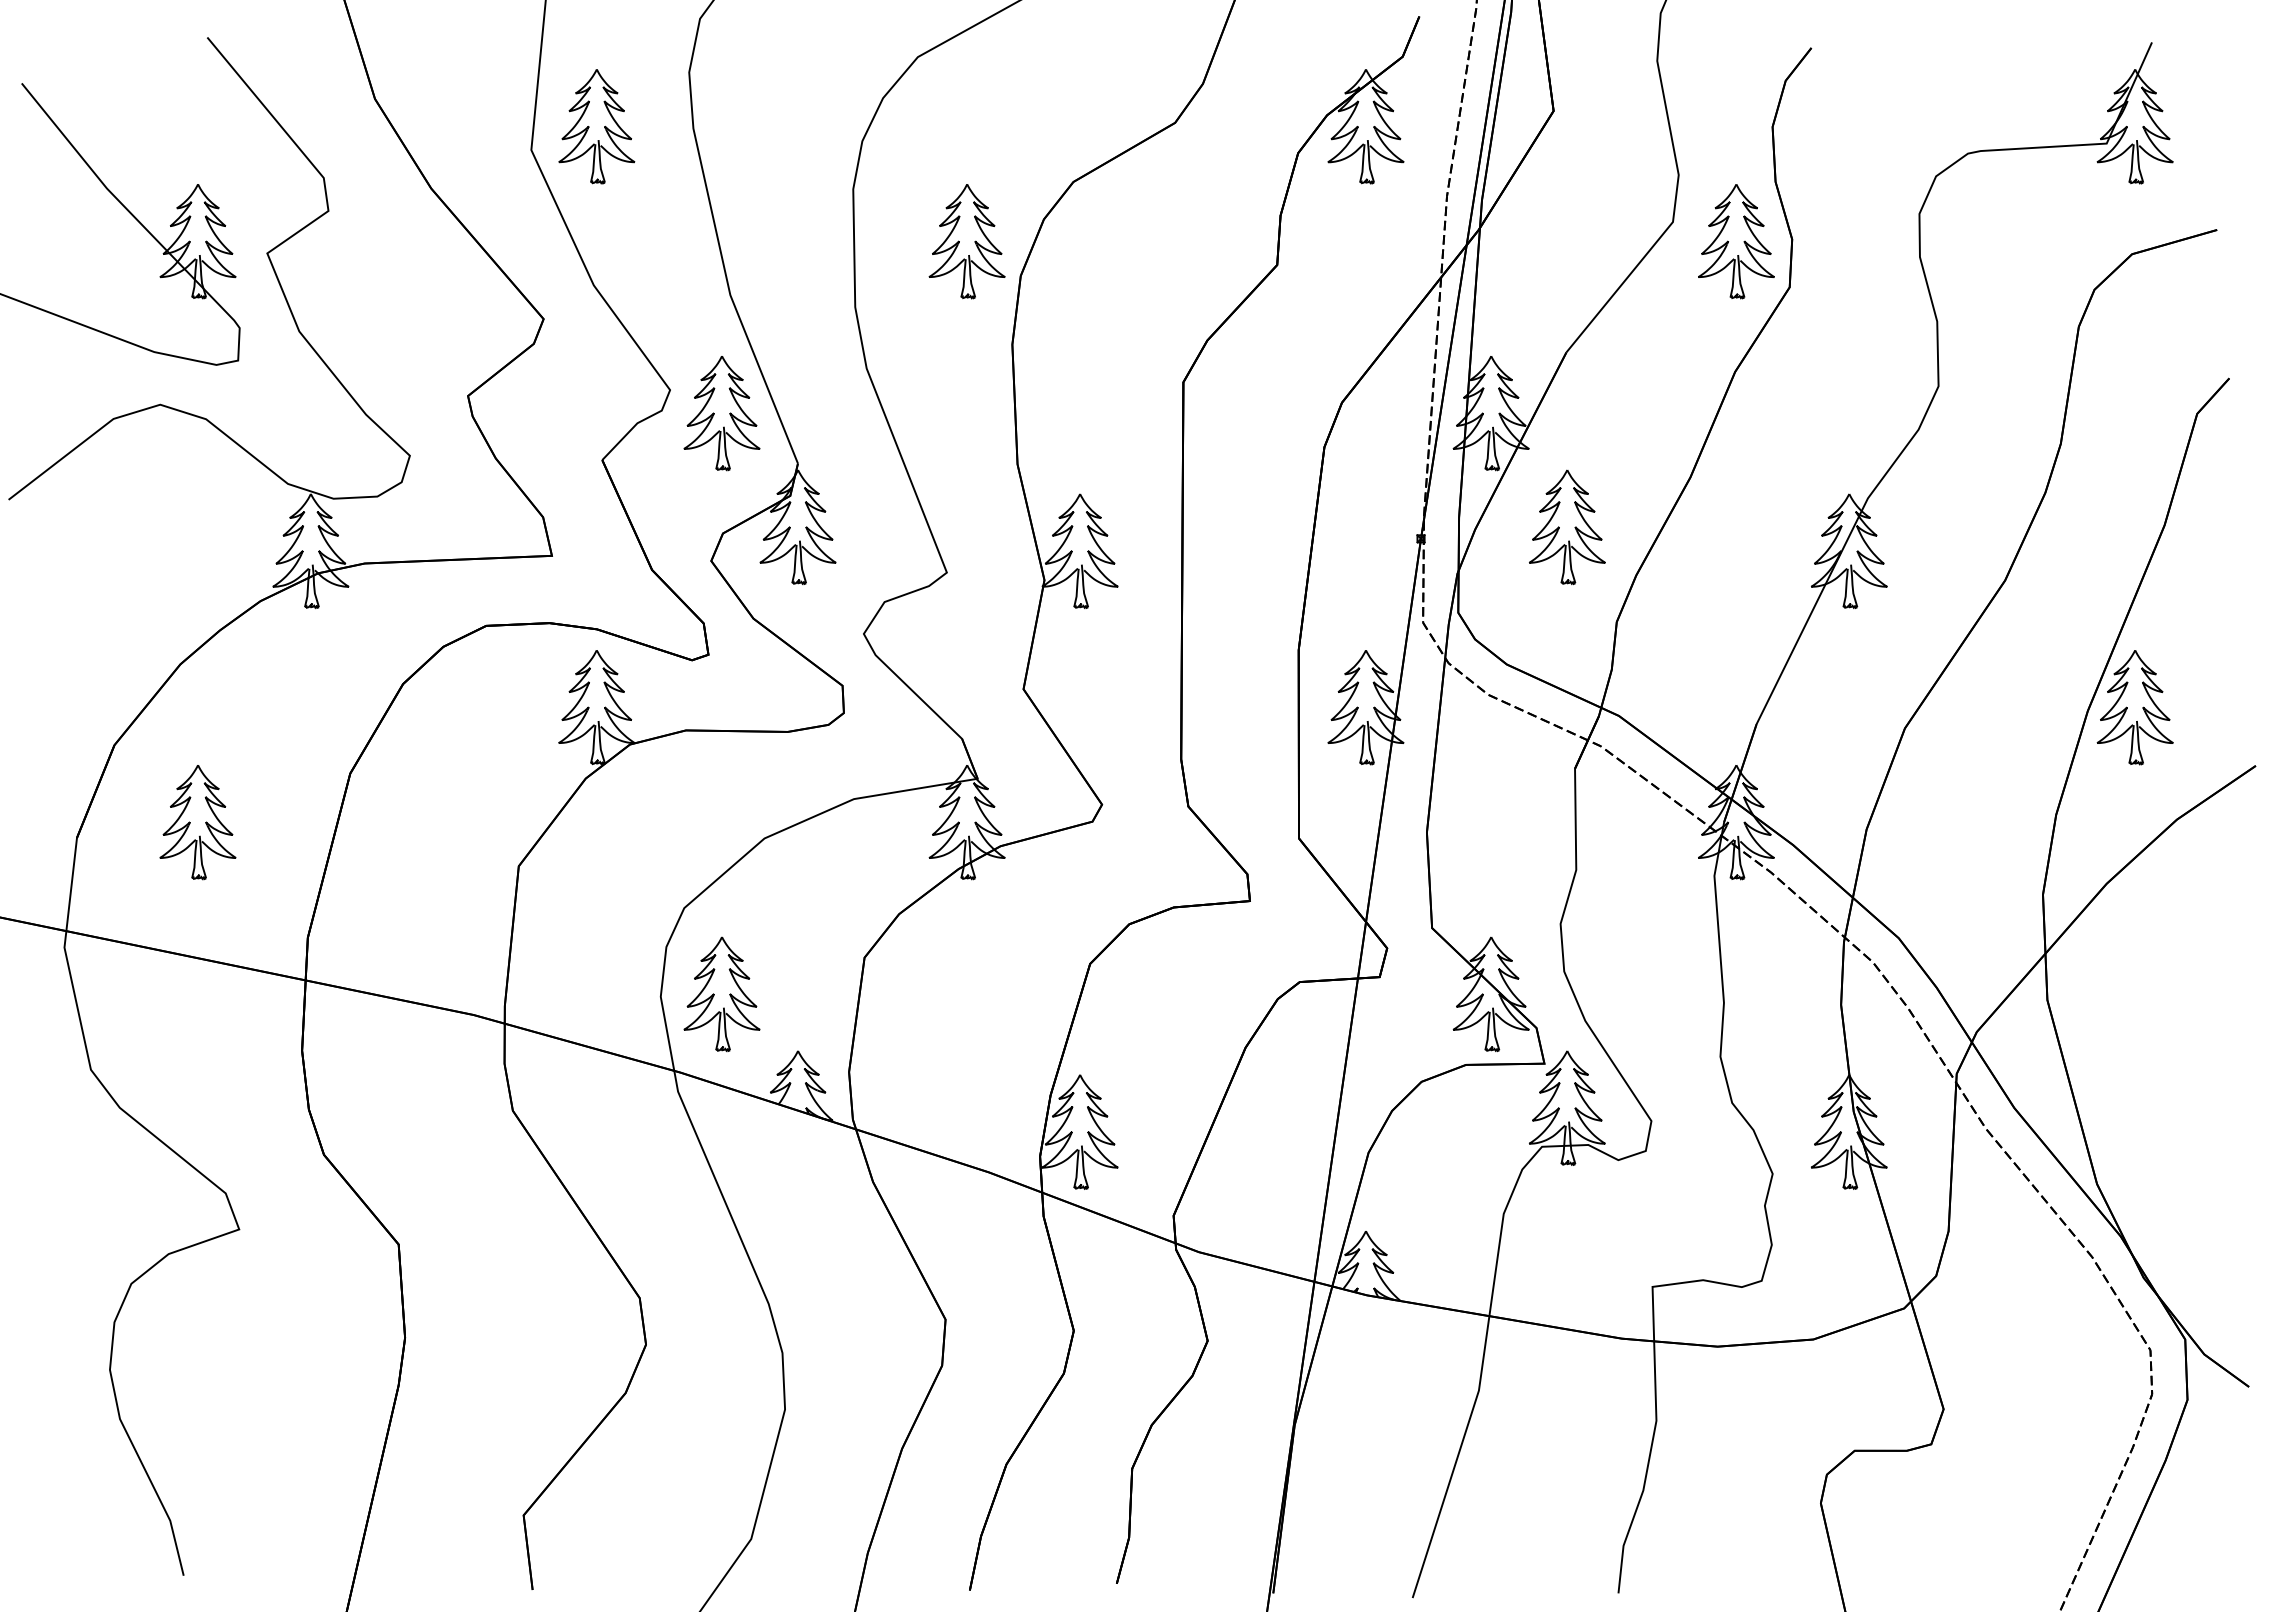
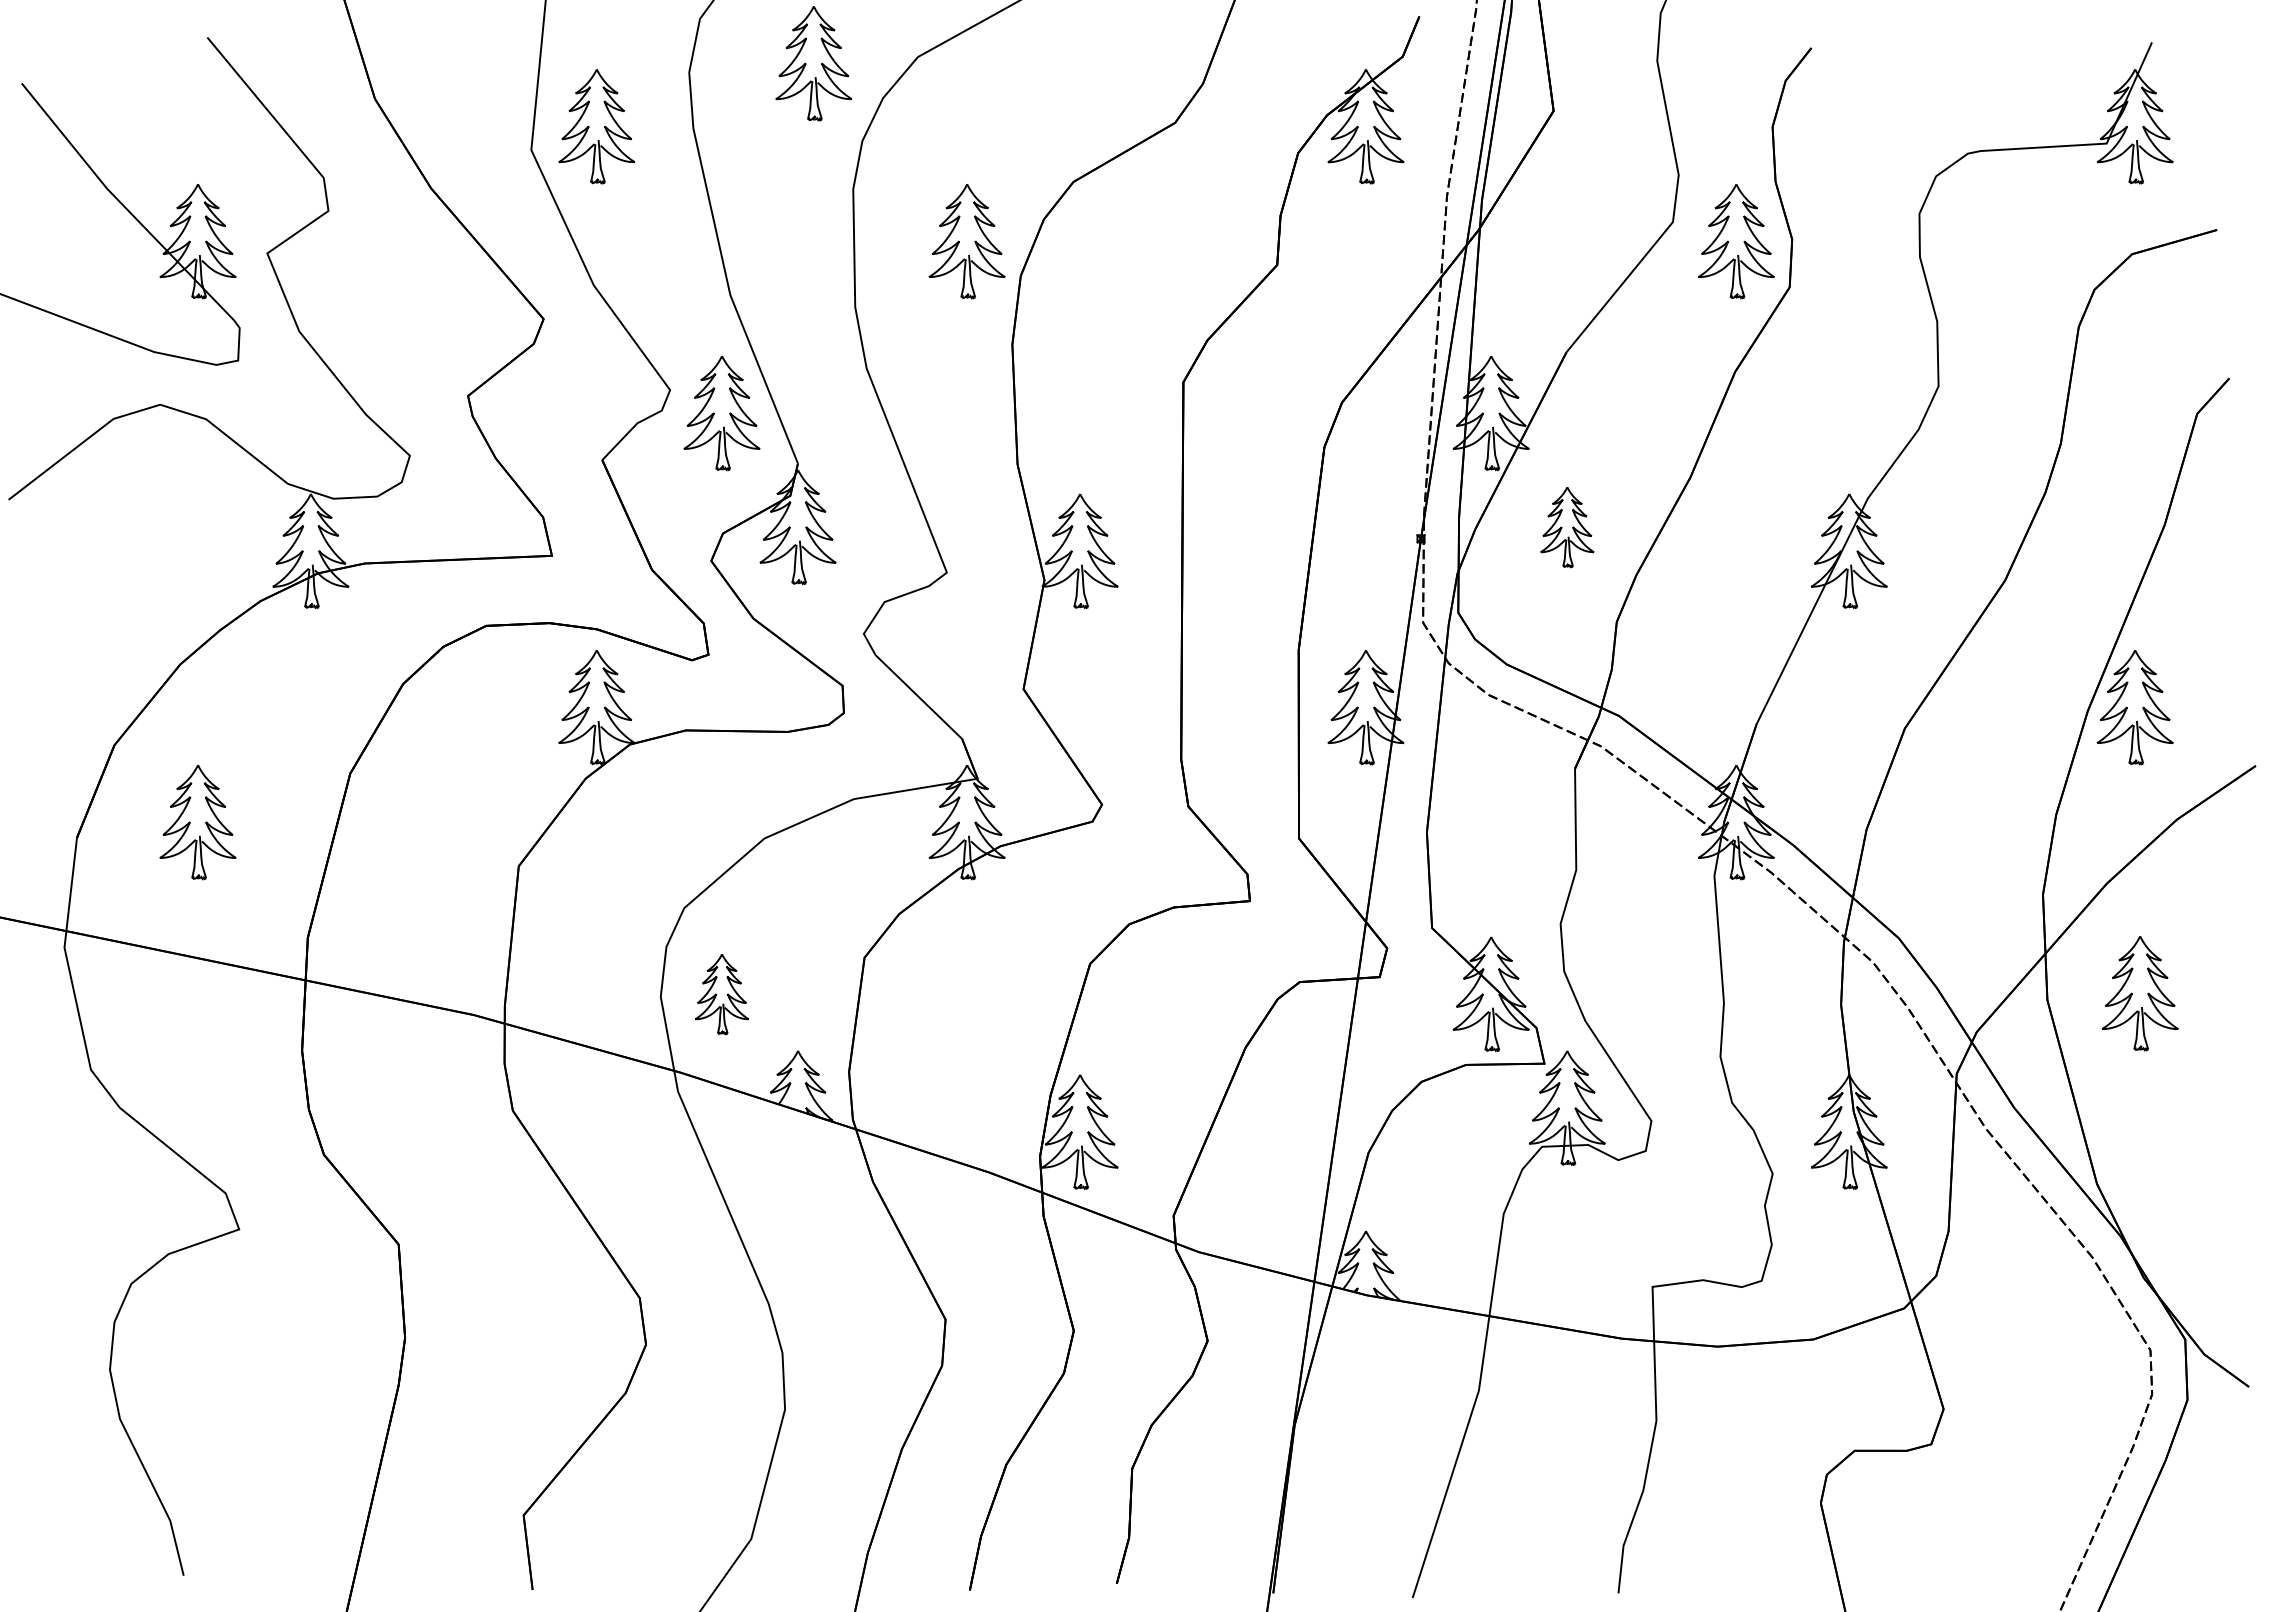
part: none -> present (813, 63)
part size: 77x117 px -> 55x82 px (1567, 527)
part: none -> present (2139, 993)
part size: 78x117 px -> 54x82 px (721, 994)
